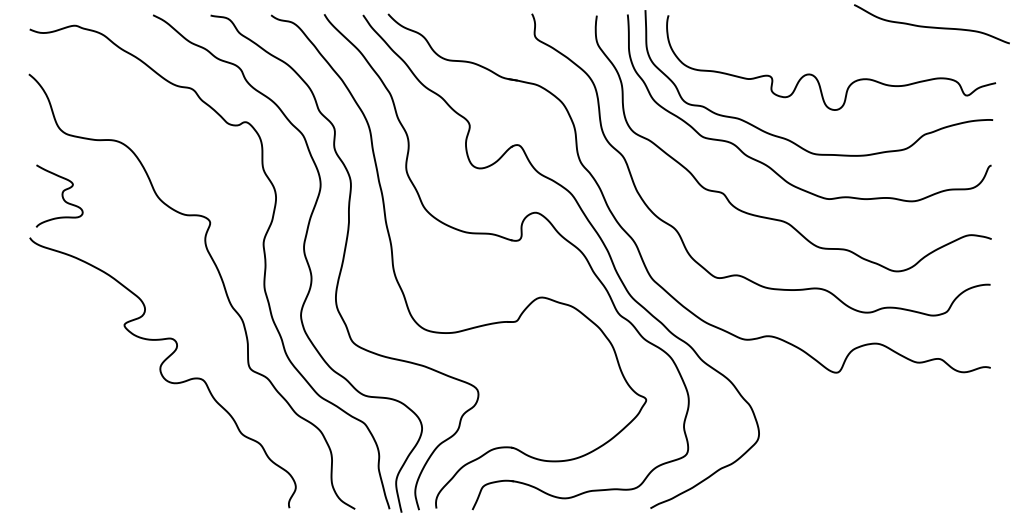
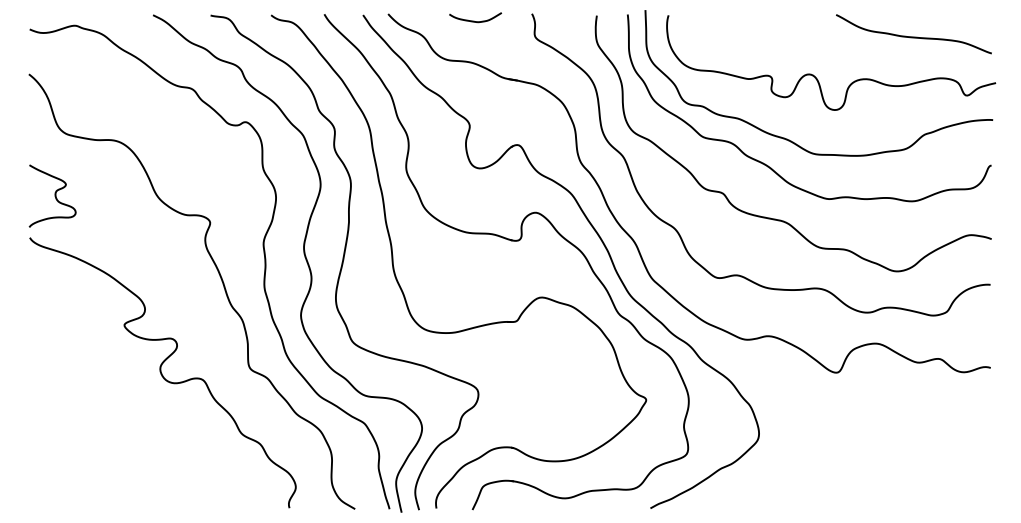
curve: none -> present (474, 20)
curve position: (931, 26) -> (913, 36) (913, 36)
curve position: (61, 195) -> (54, 195) (54, 195)
